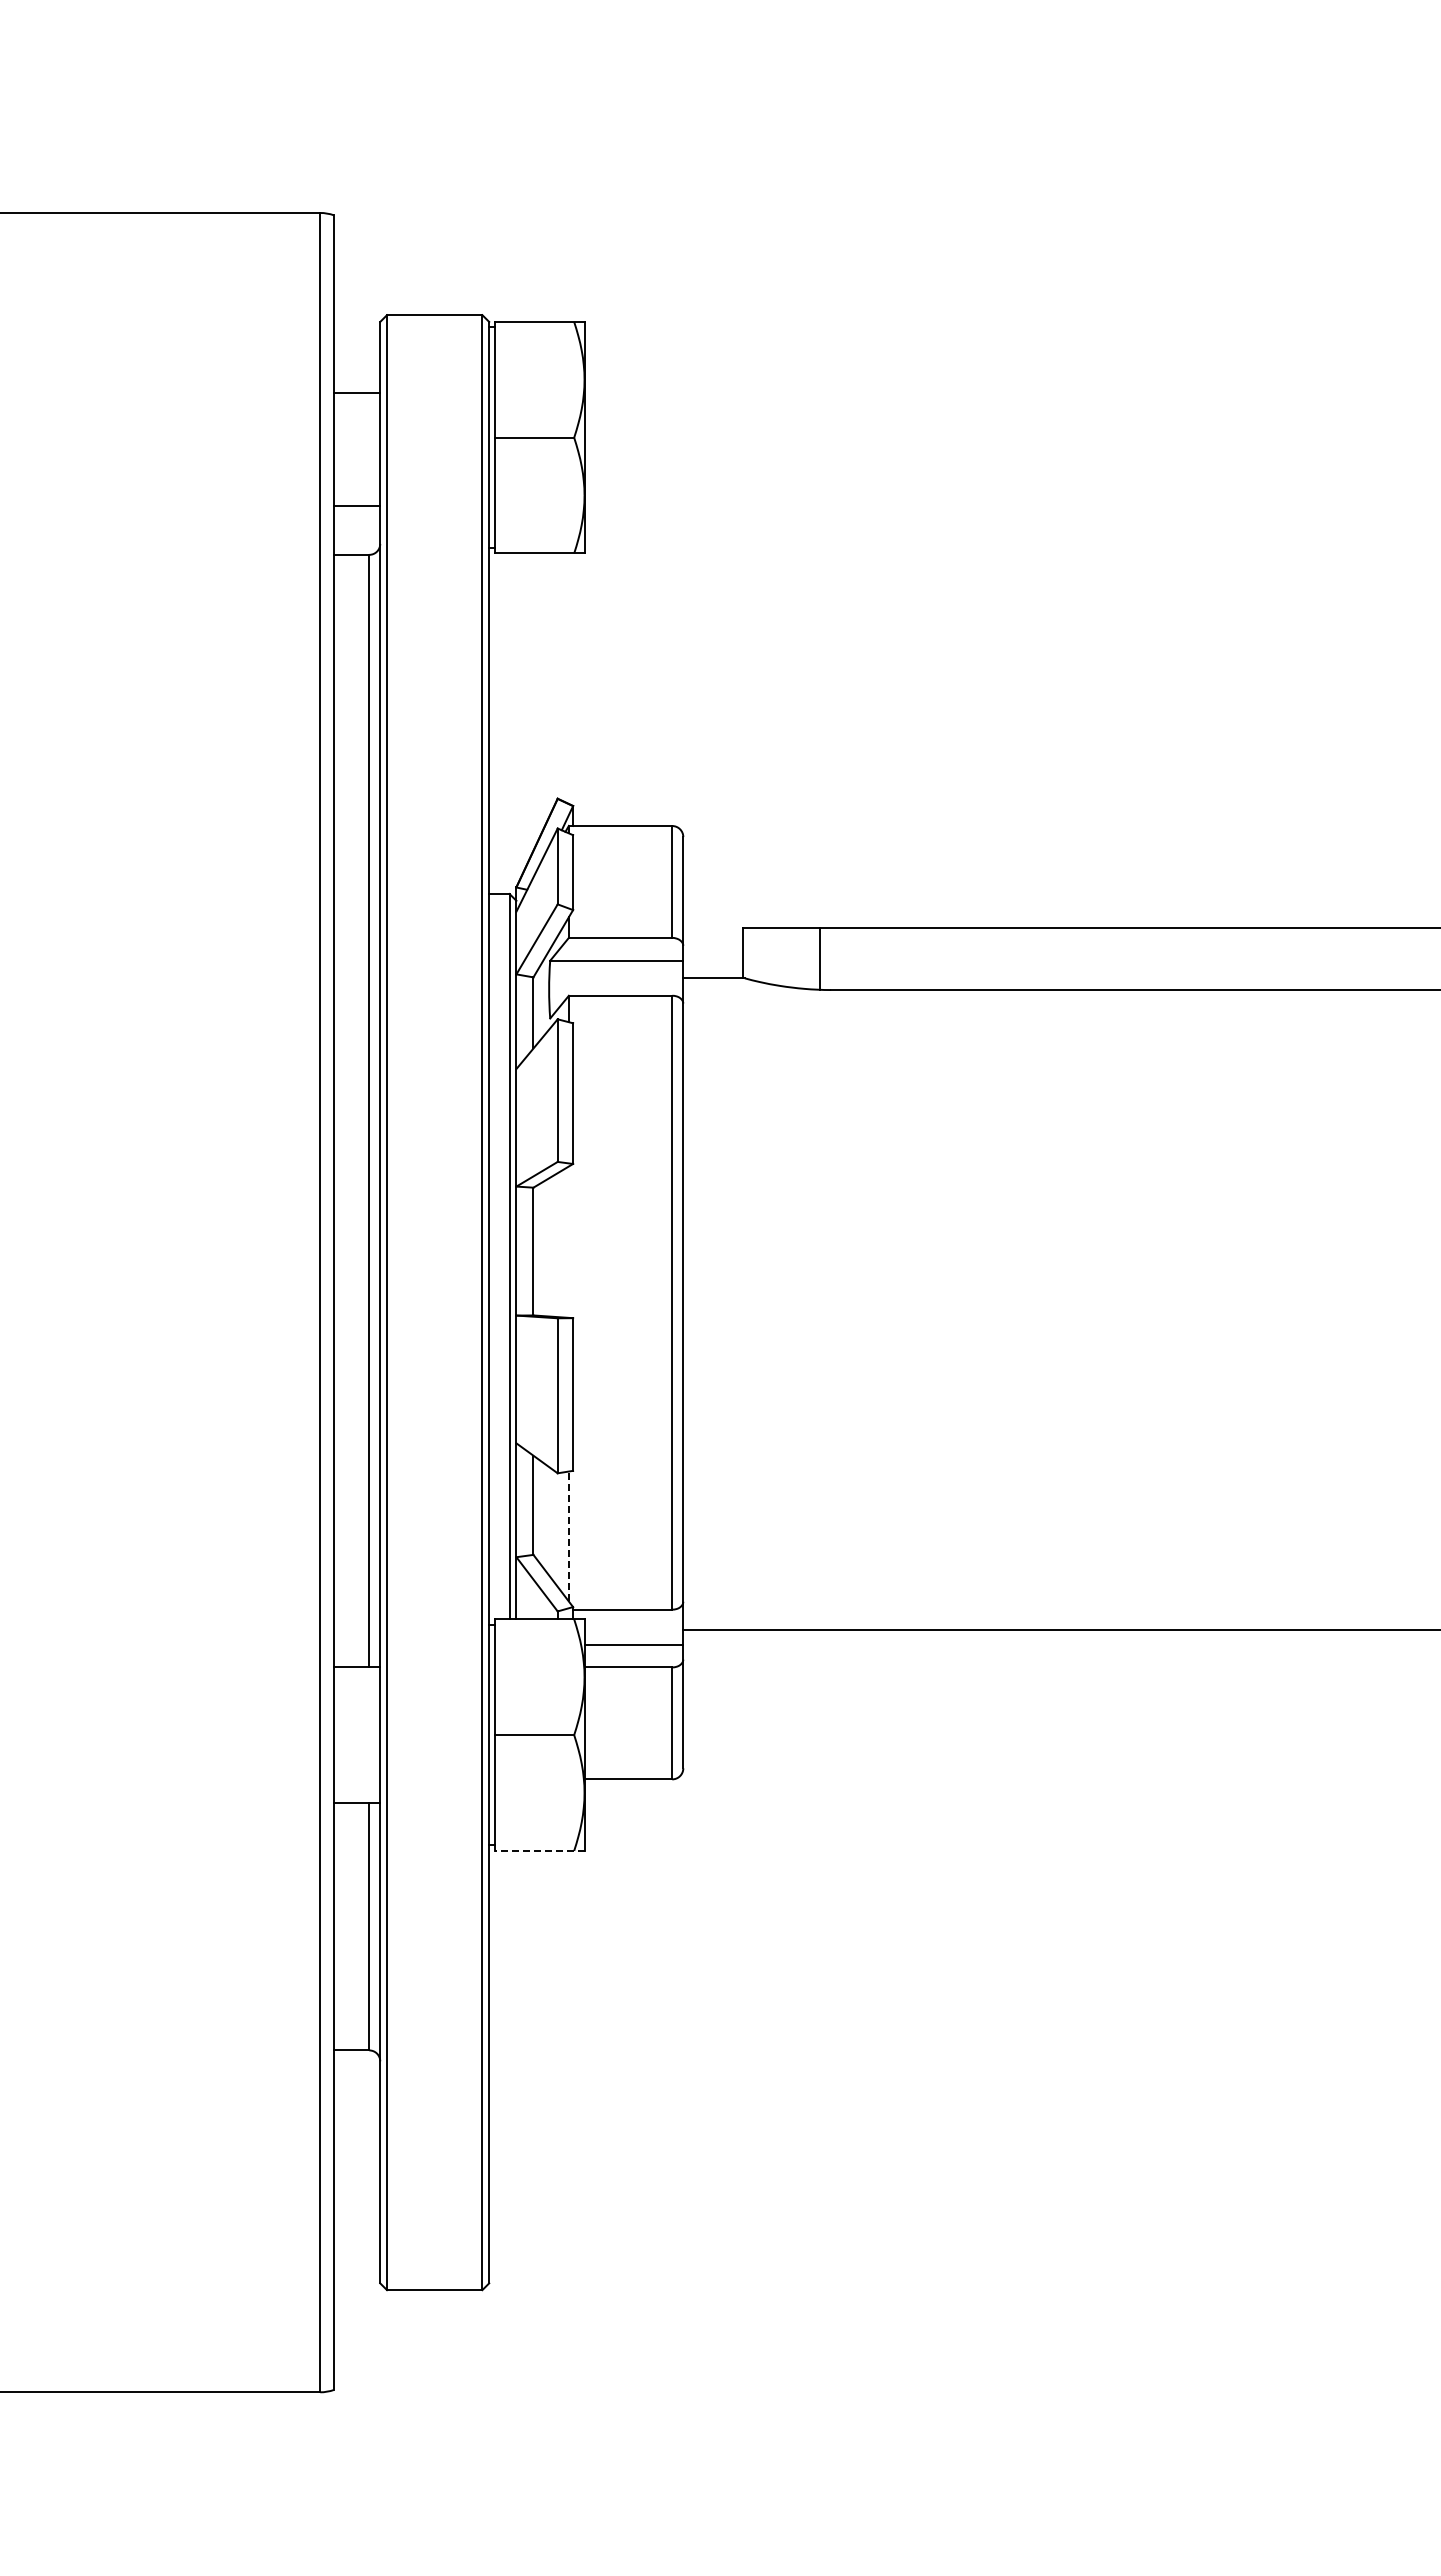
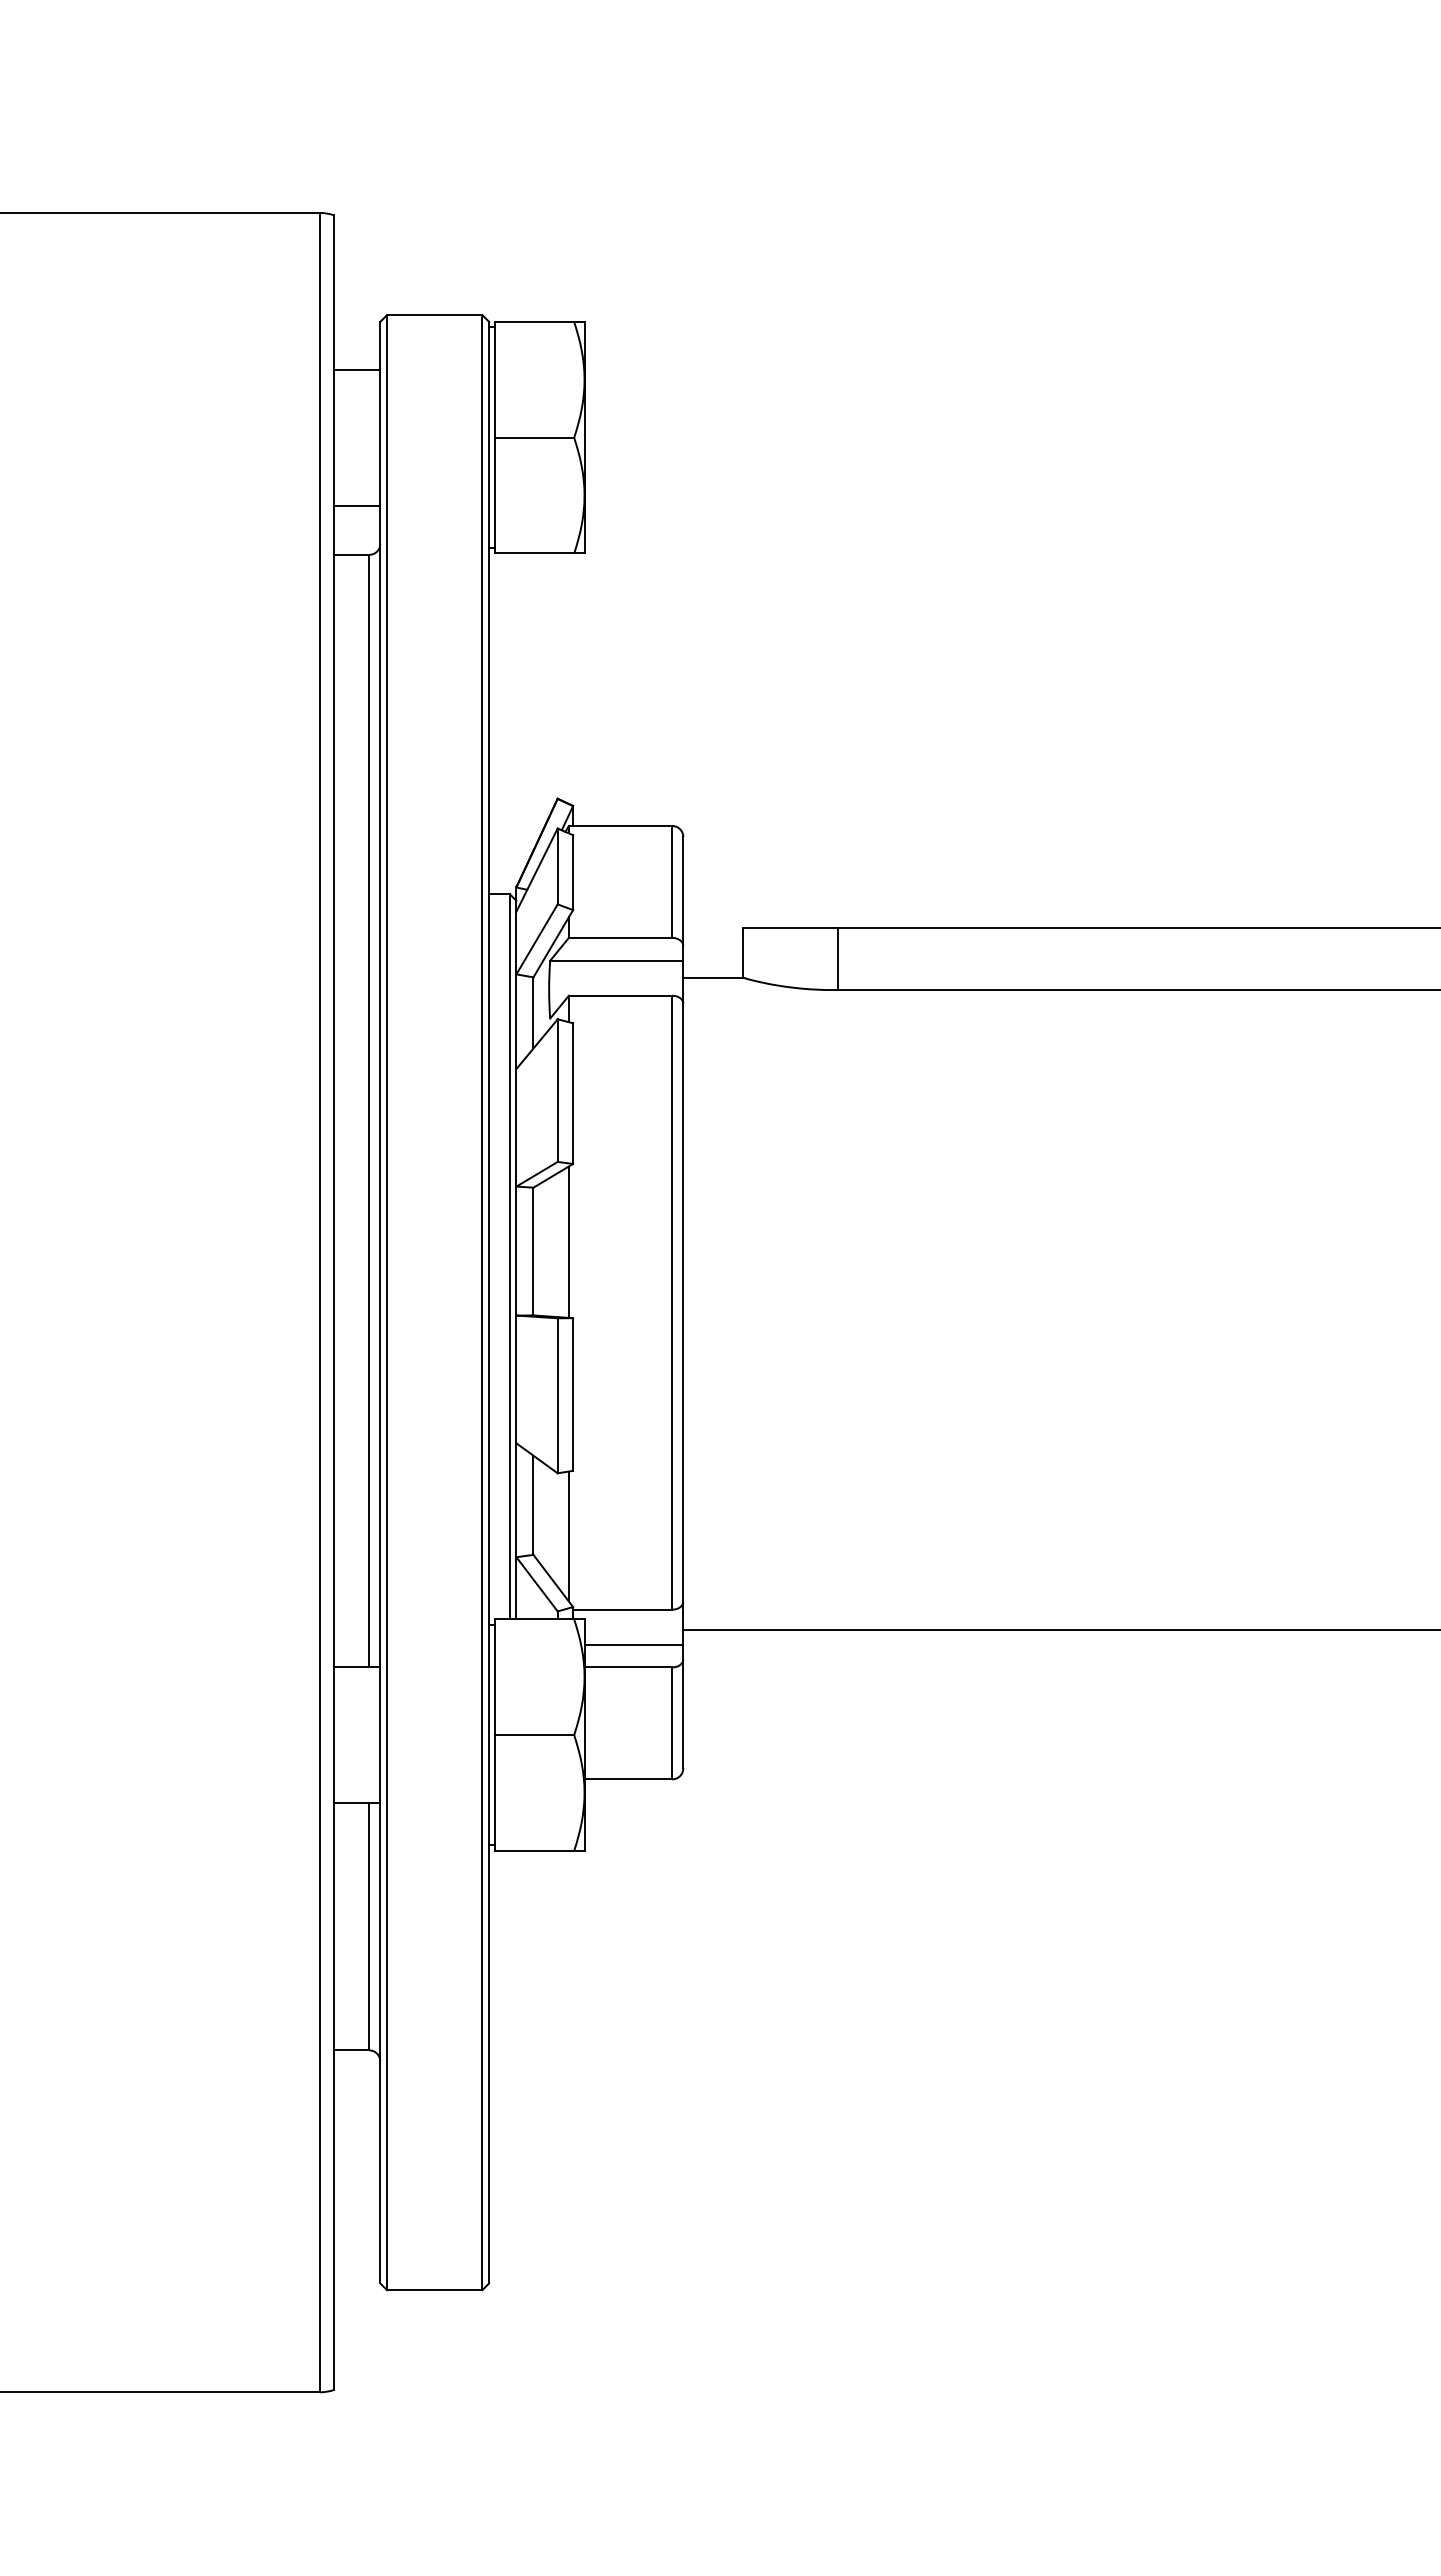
line position: (356, 392) -> (356, 369) (356, 369)
line position: (819, 959) -> (837, 959) (837, 959)
line: none -> present (568, 1241)
line: dashed -> solid (568, 1536)
line: dashed -> solid (539, 1850)
